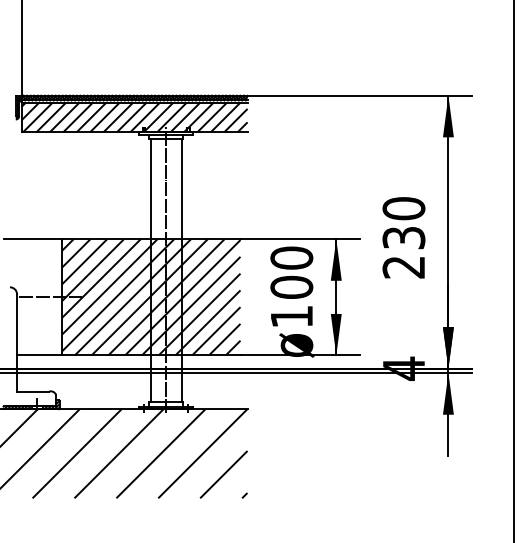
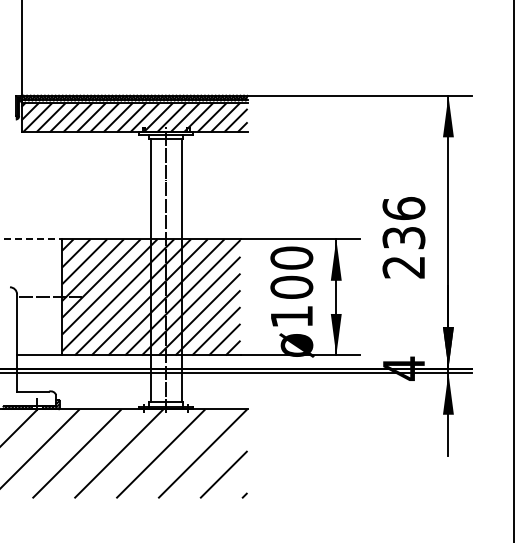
text: 230 -> 236 (403, 208)
line: solid -> dashed (33, 239)
